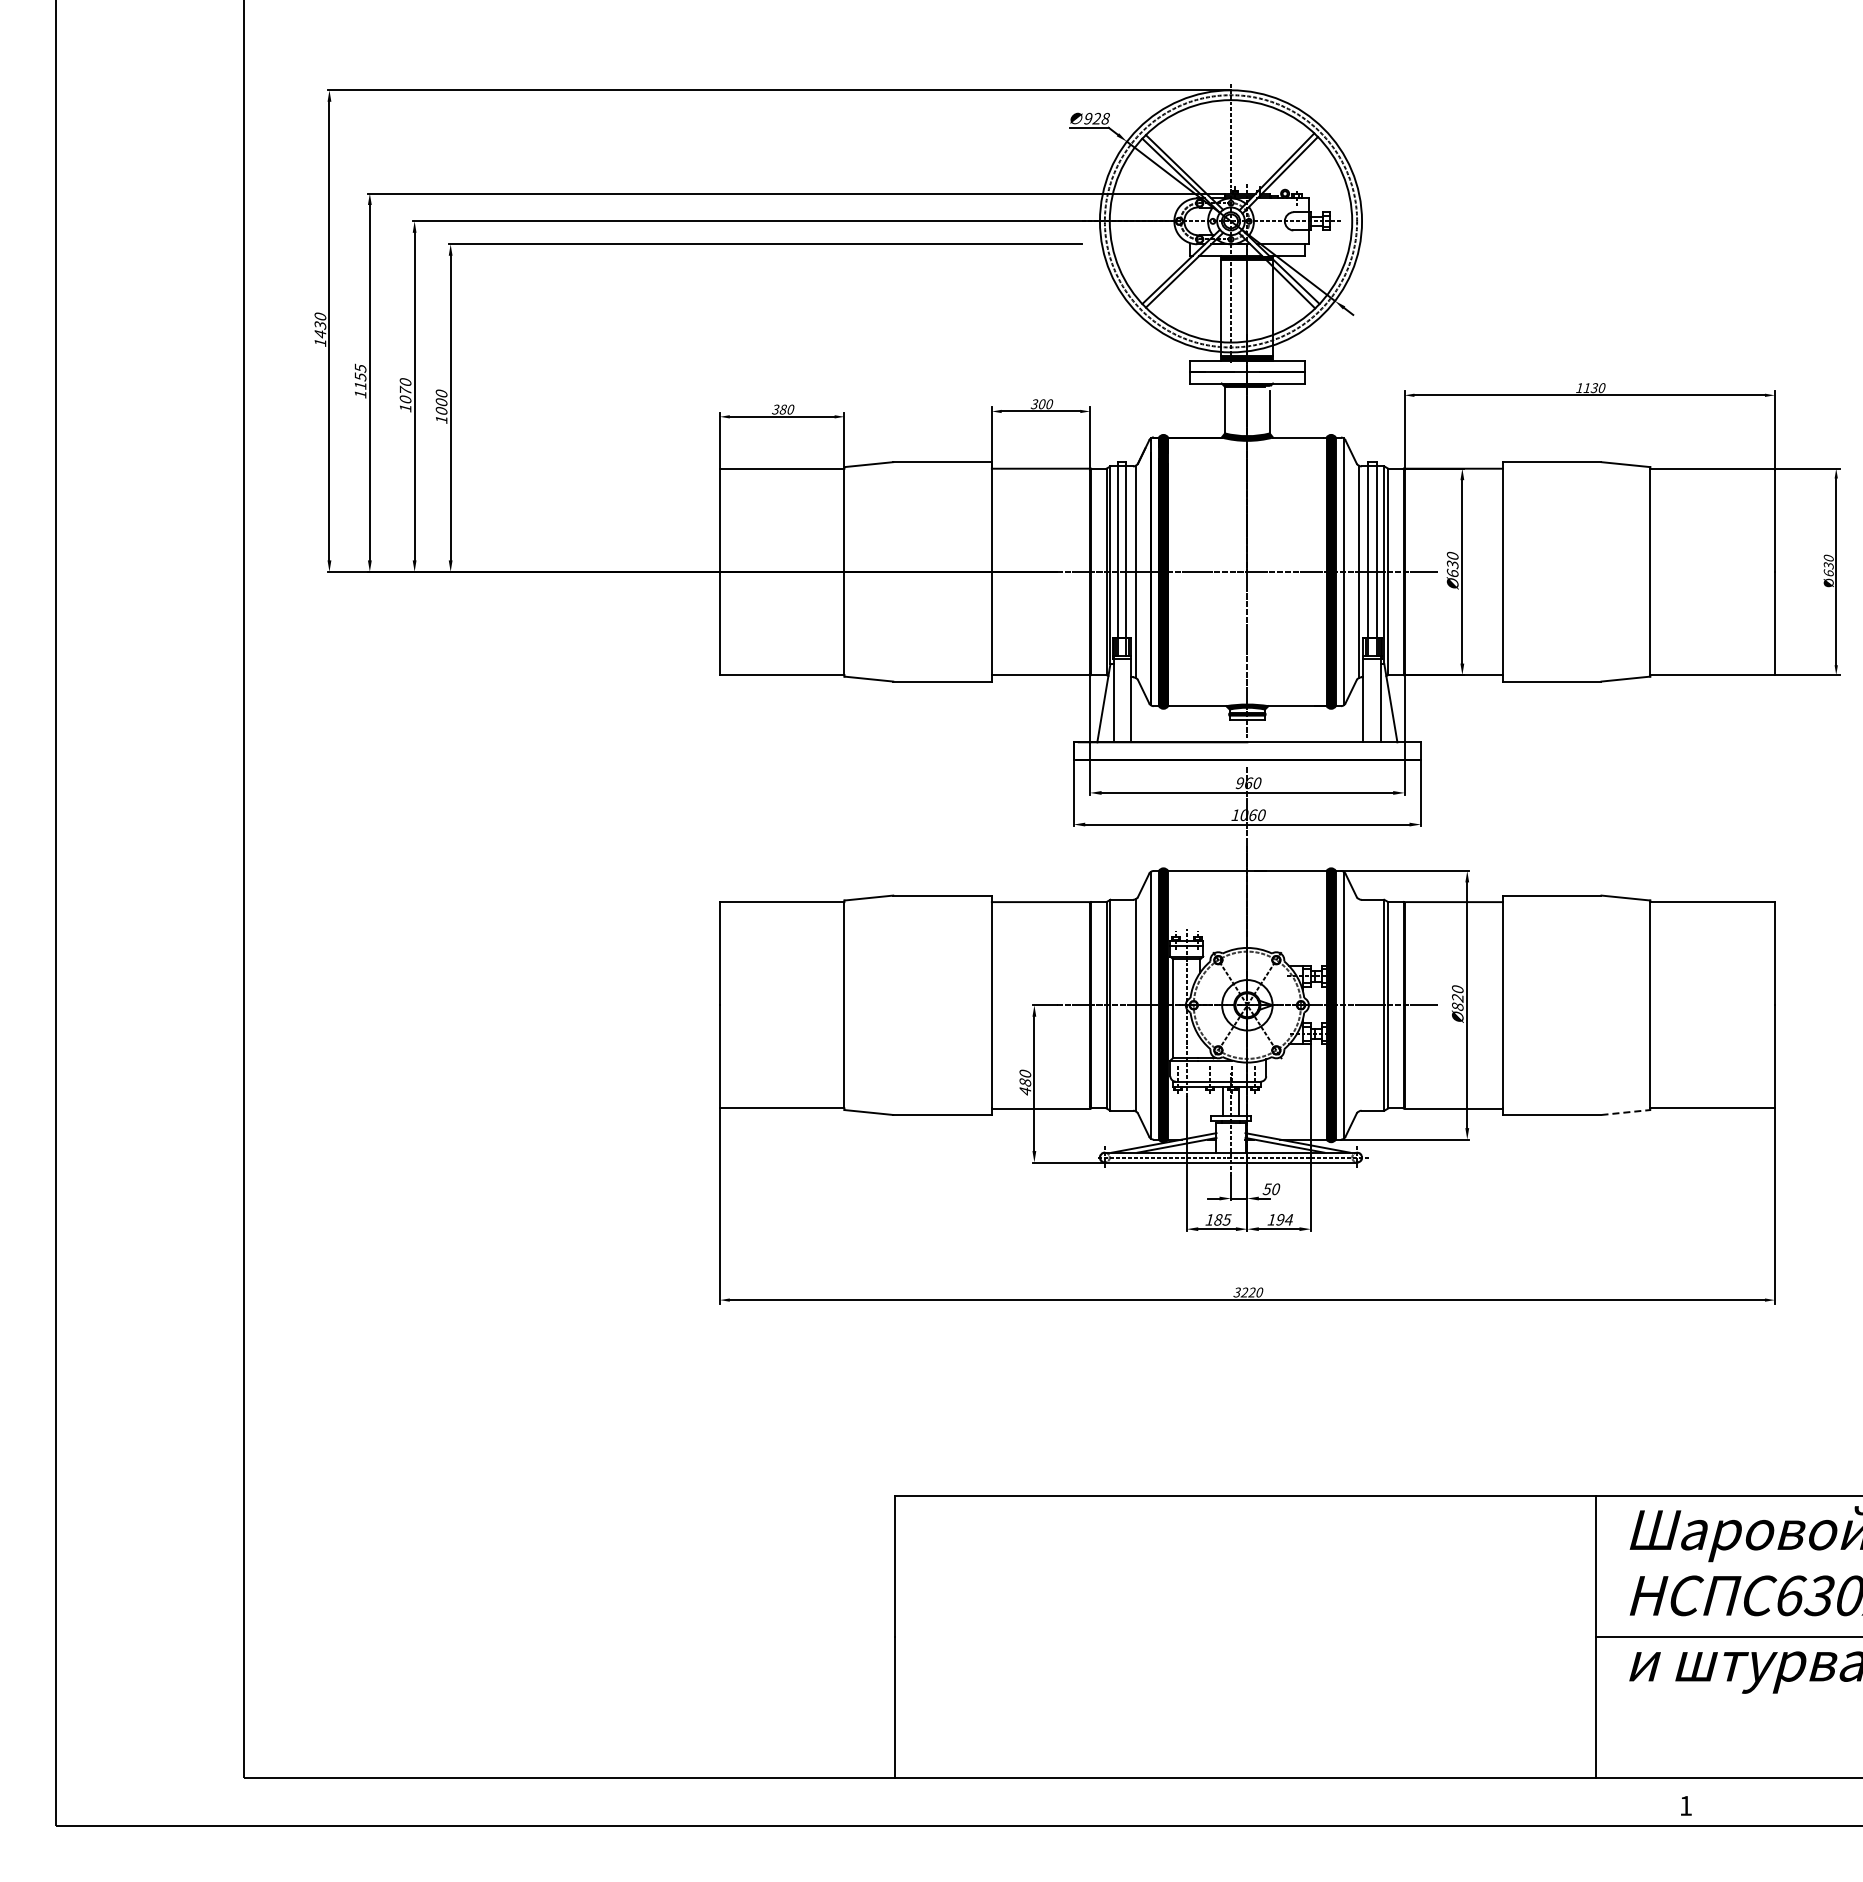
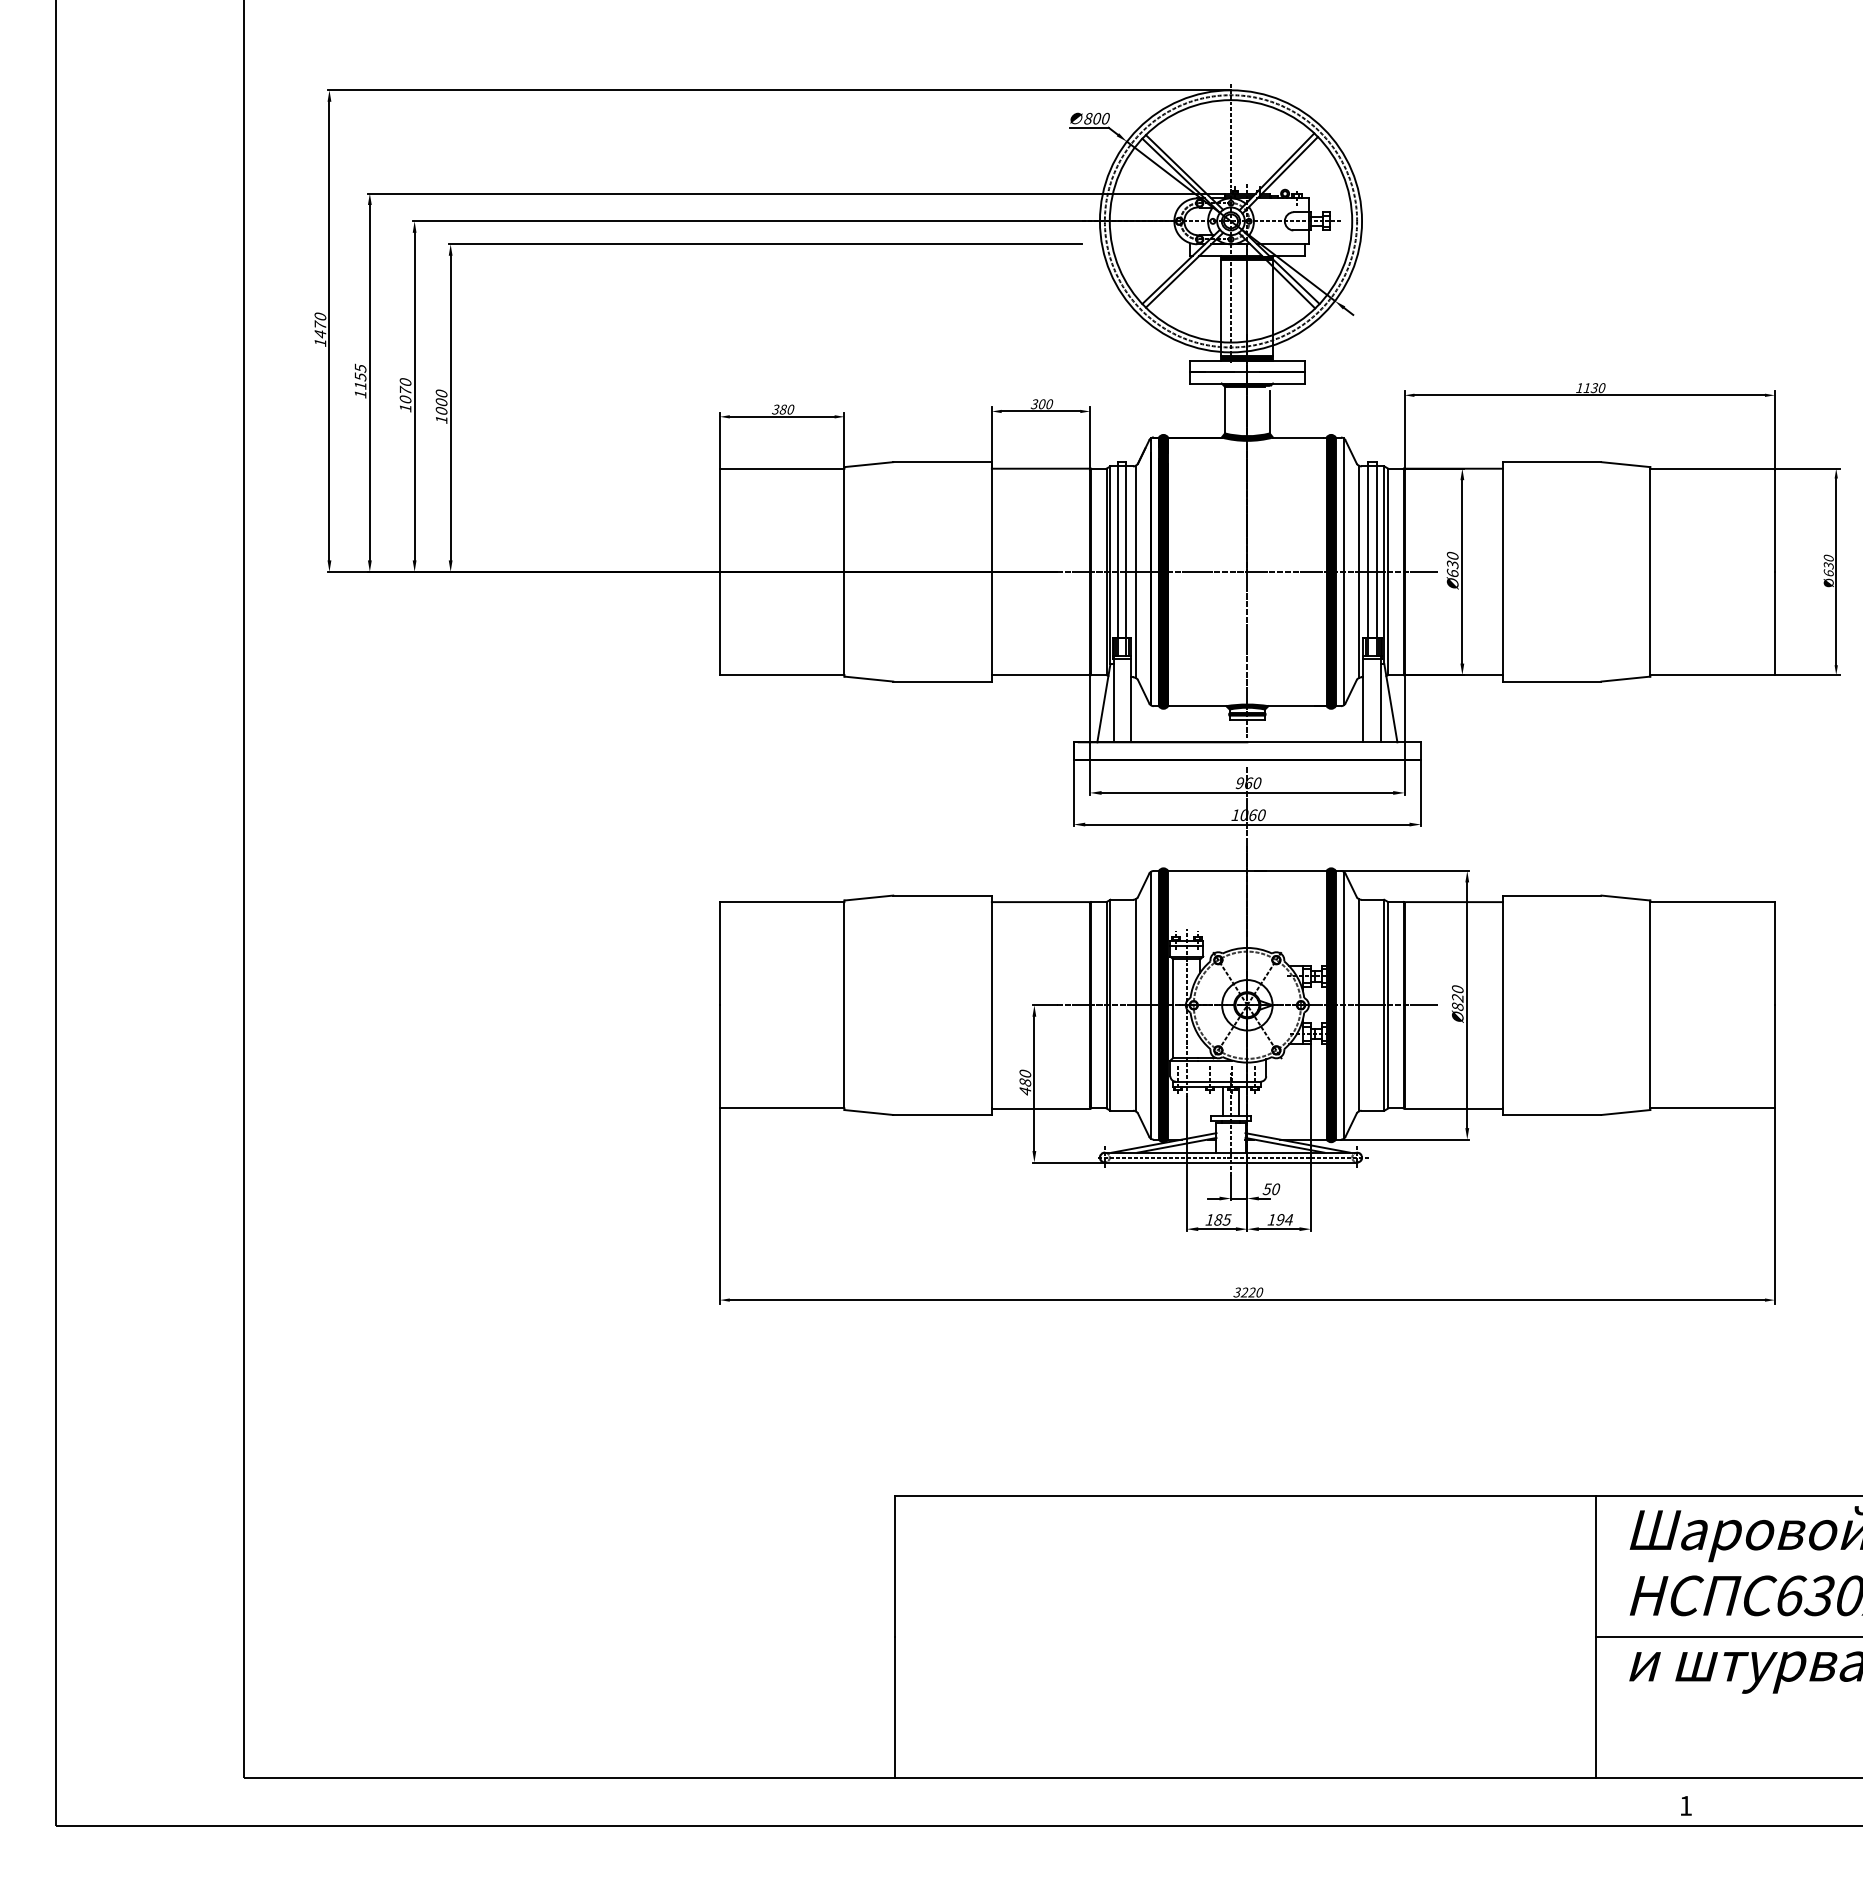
text: 928 -> 800 (1096, 118)
text: 1430 -> 1470 (320, 324)
line: none -> present (1358, 1005)
line: dashed -> solid (1625, 1112)
